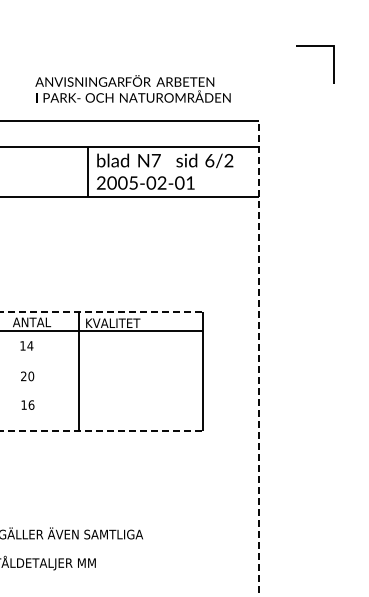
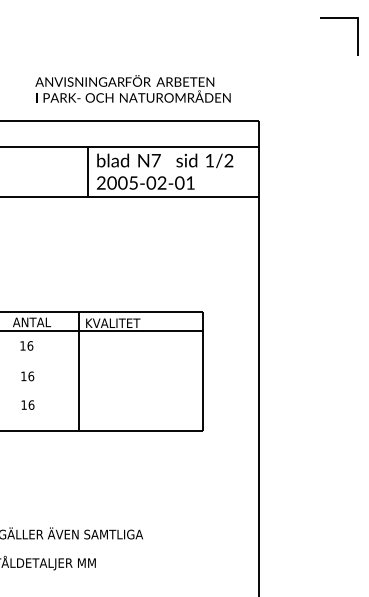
line position: (315, 46) -> (339, 18) (339, 18)
text: 6/2 -> 1/2 (209, 160)
line: dashed -> solid (102, 311)
text: 14 -> 16 (30, 345)
line: dashed -> solid (259, 358)
text: 20 -> 16 (27, 375)
line: dashed -> solid (102, 430)
